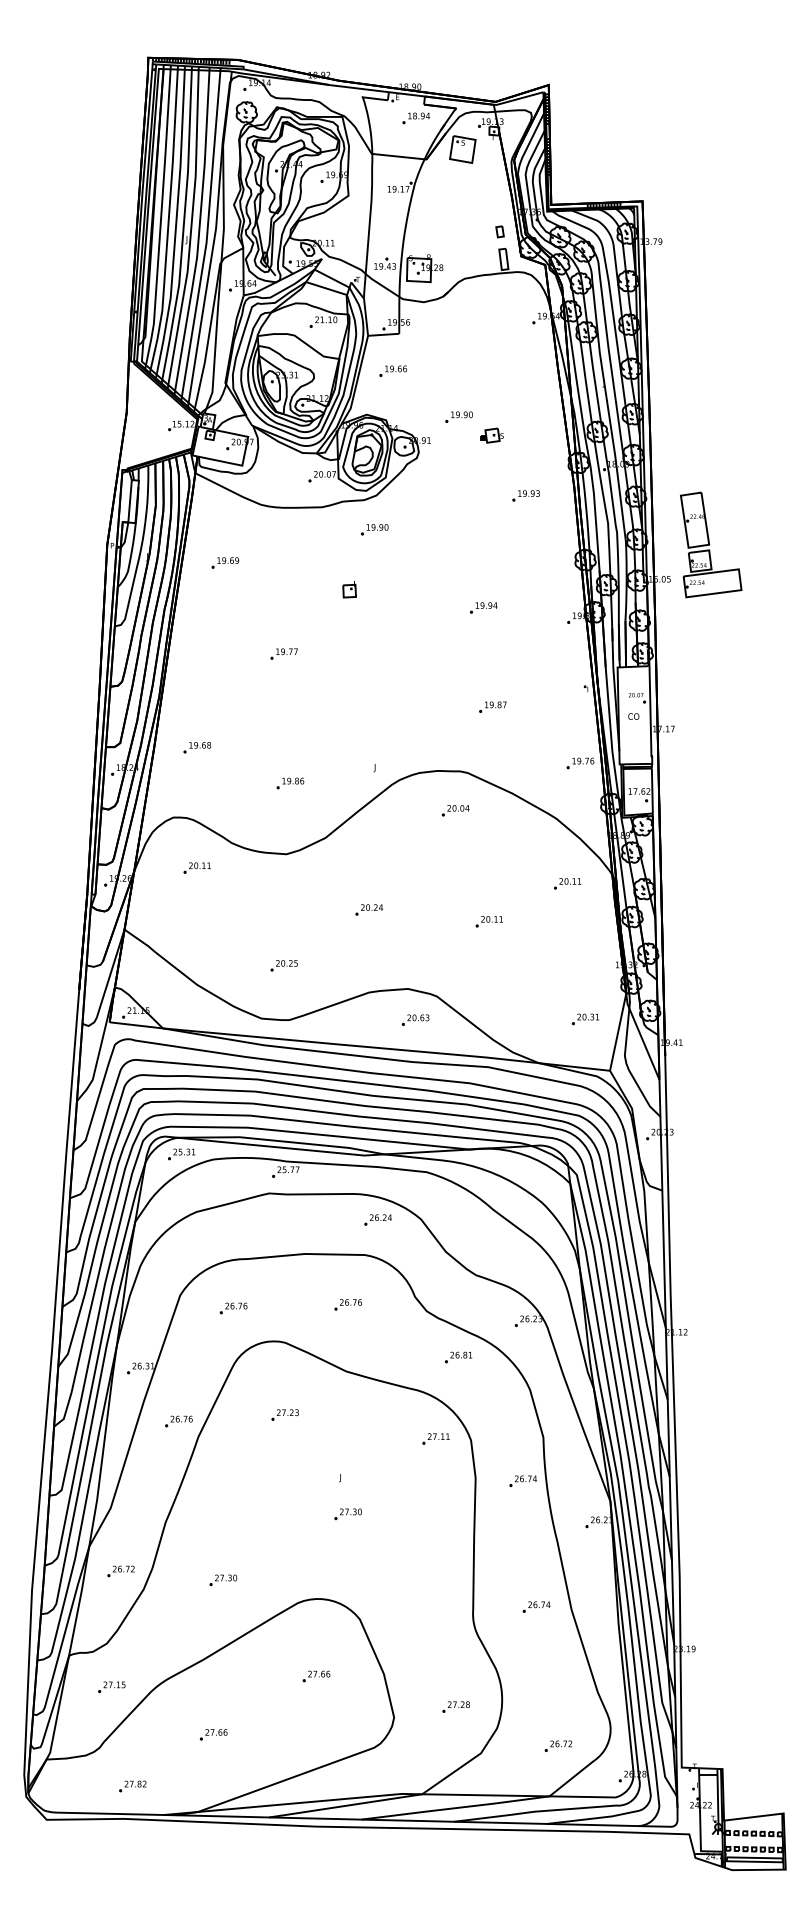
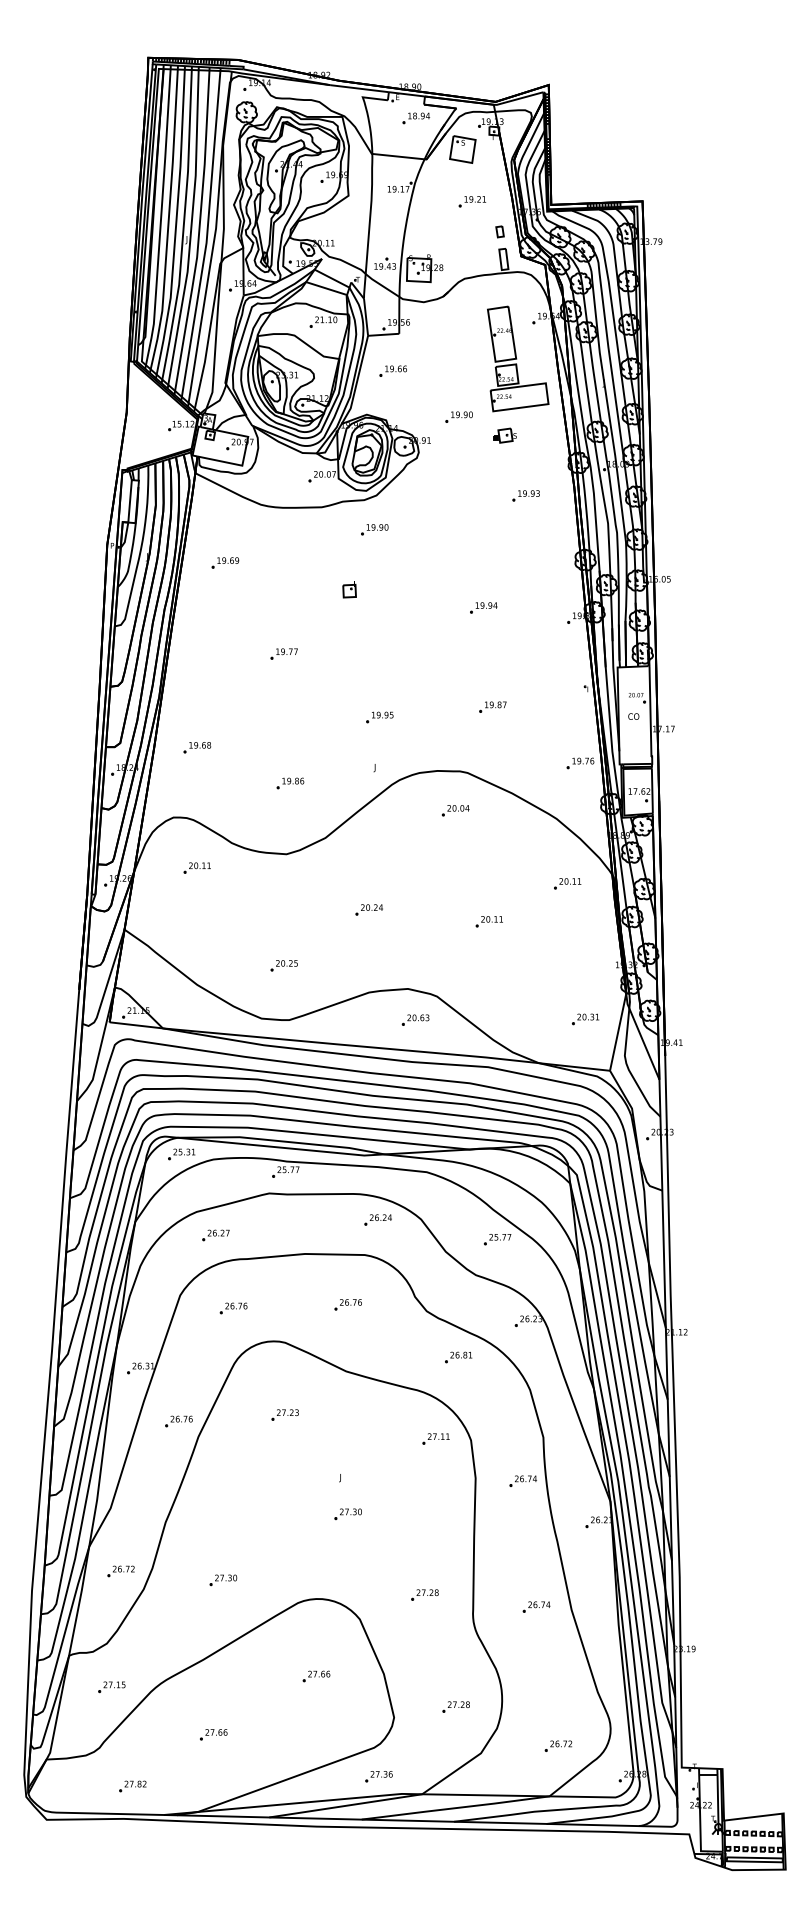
part: none -> present (472, 201)
part position: (491, 435) -> (504, 435) (504, 435)
part position: (711, 544) -> (518, 358) (518, 358)
part: none -> present (379, 717)
part: none -> present (215, 1235)
part: none -> present (497, 1239)
part: none -> present (424, 1594)
part: none -> present (378, 1776)
